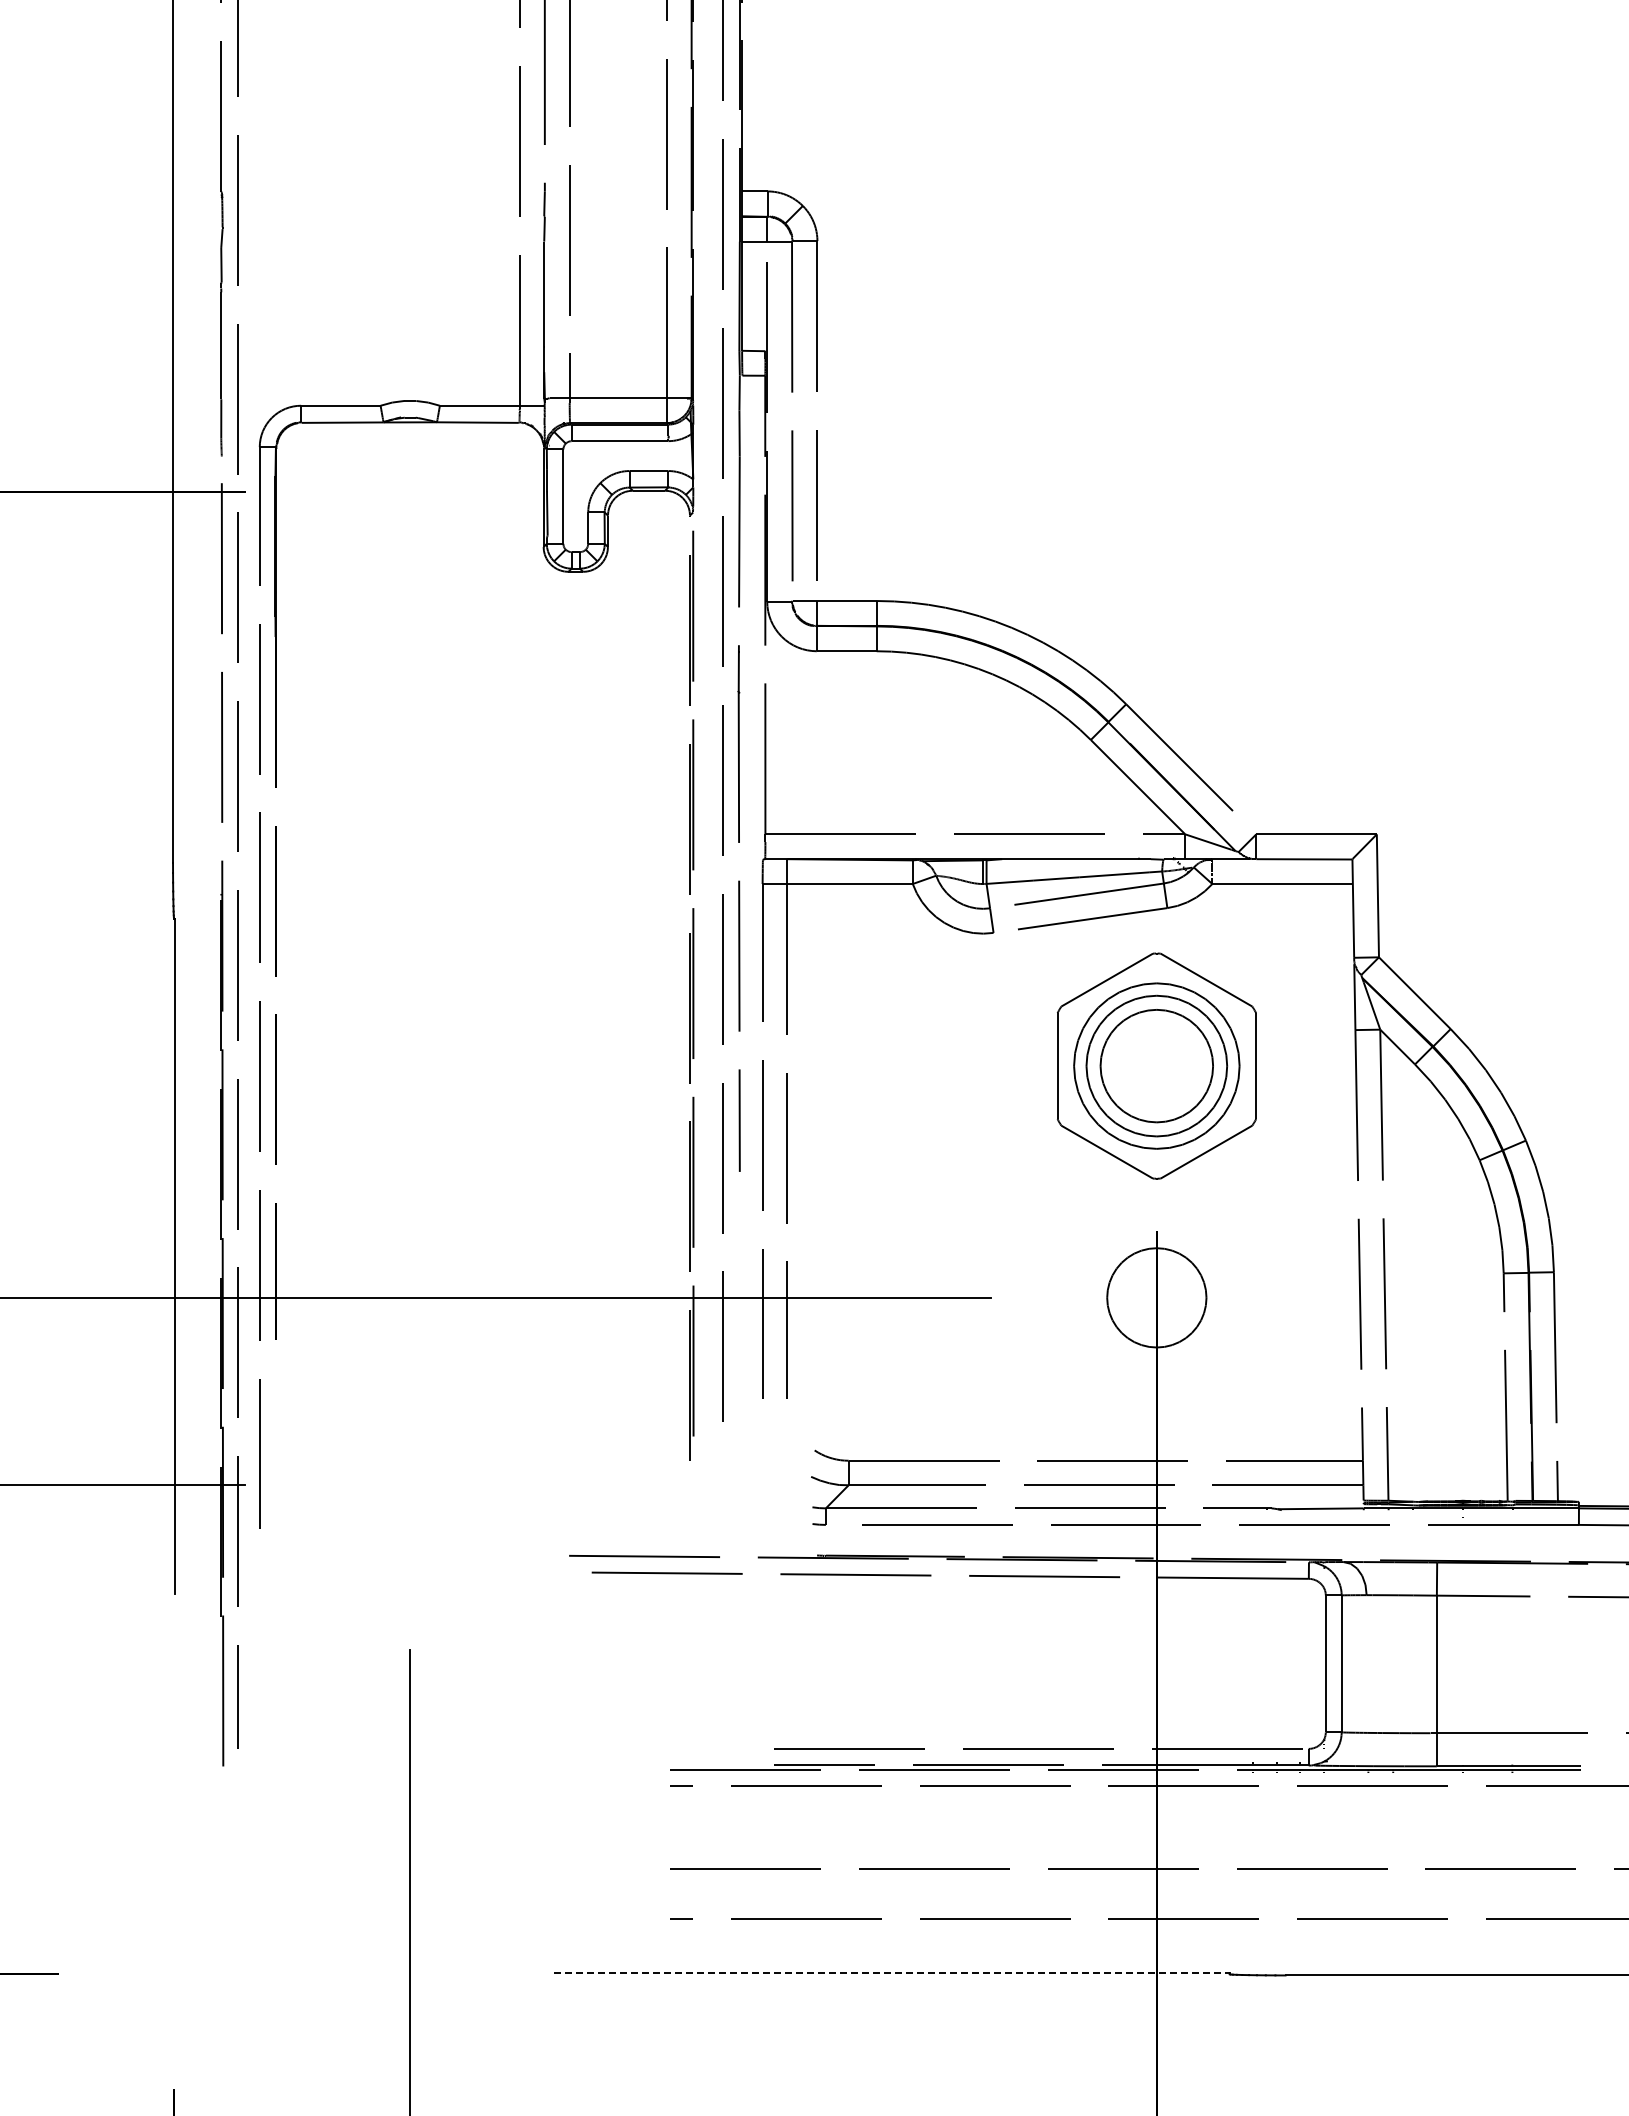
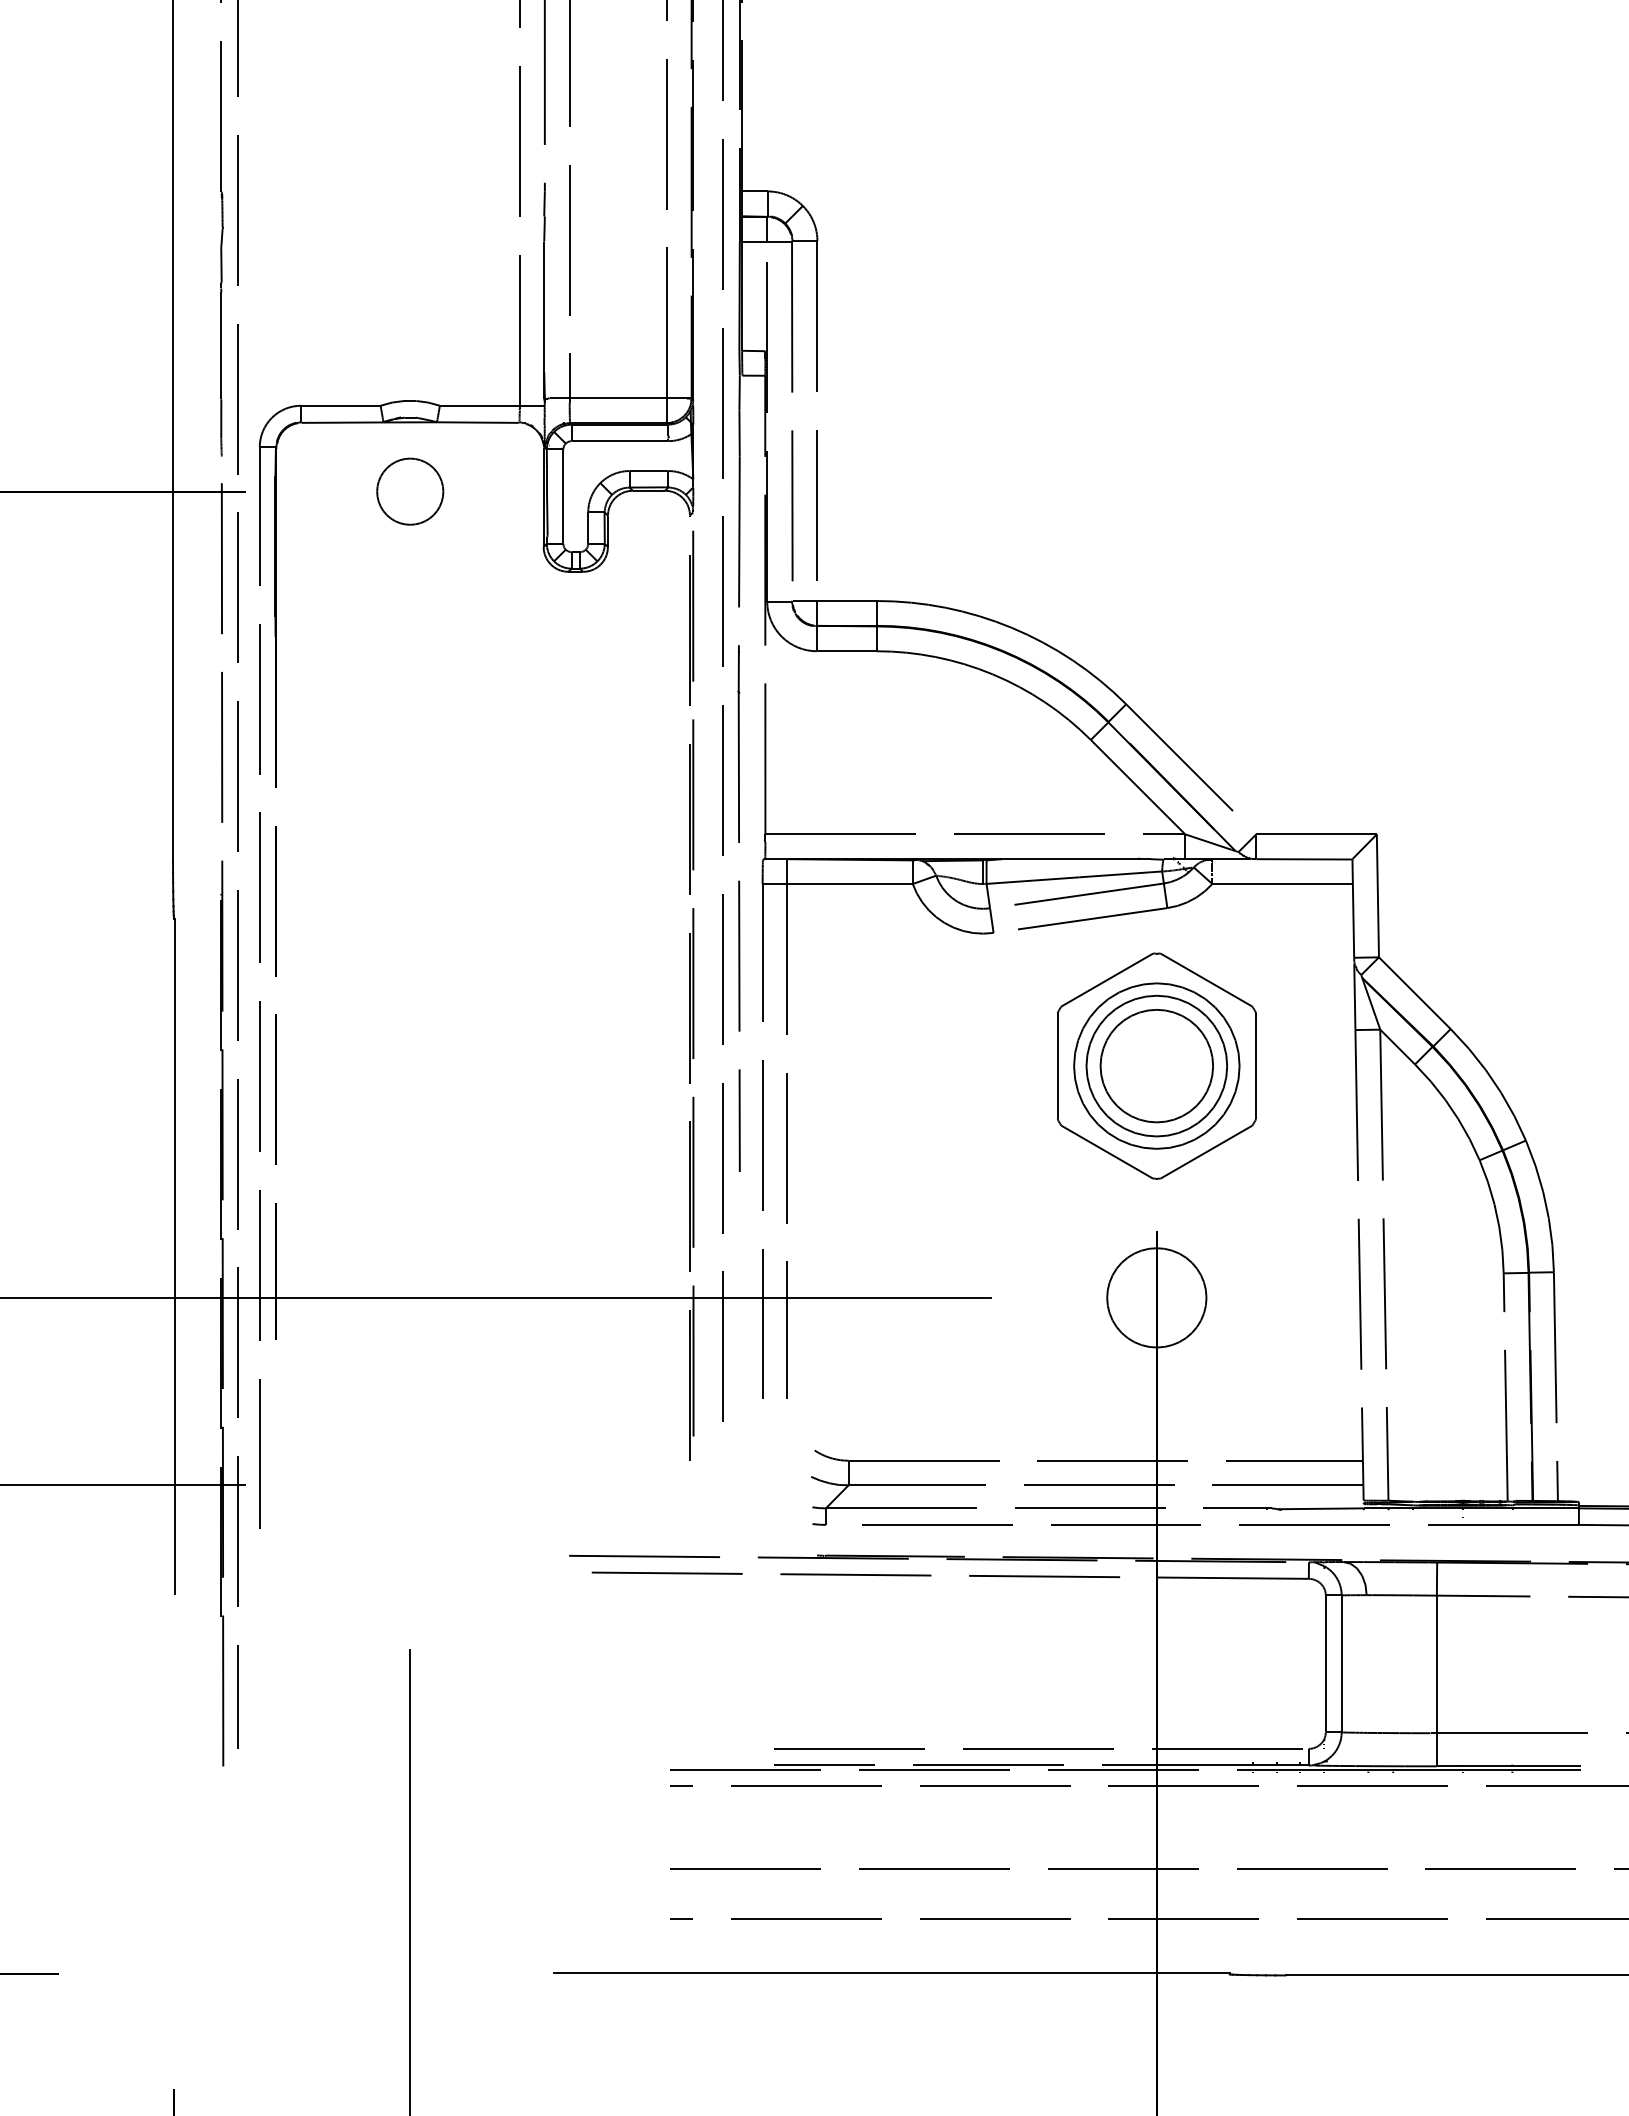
part: none -> present (410, 491)
line: dashed -> solid (891, 1973)
